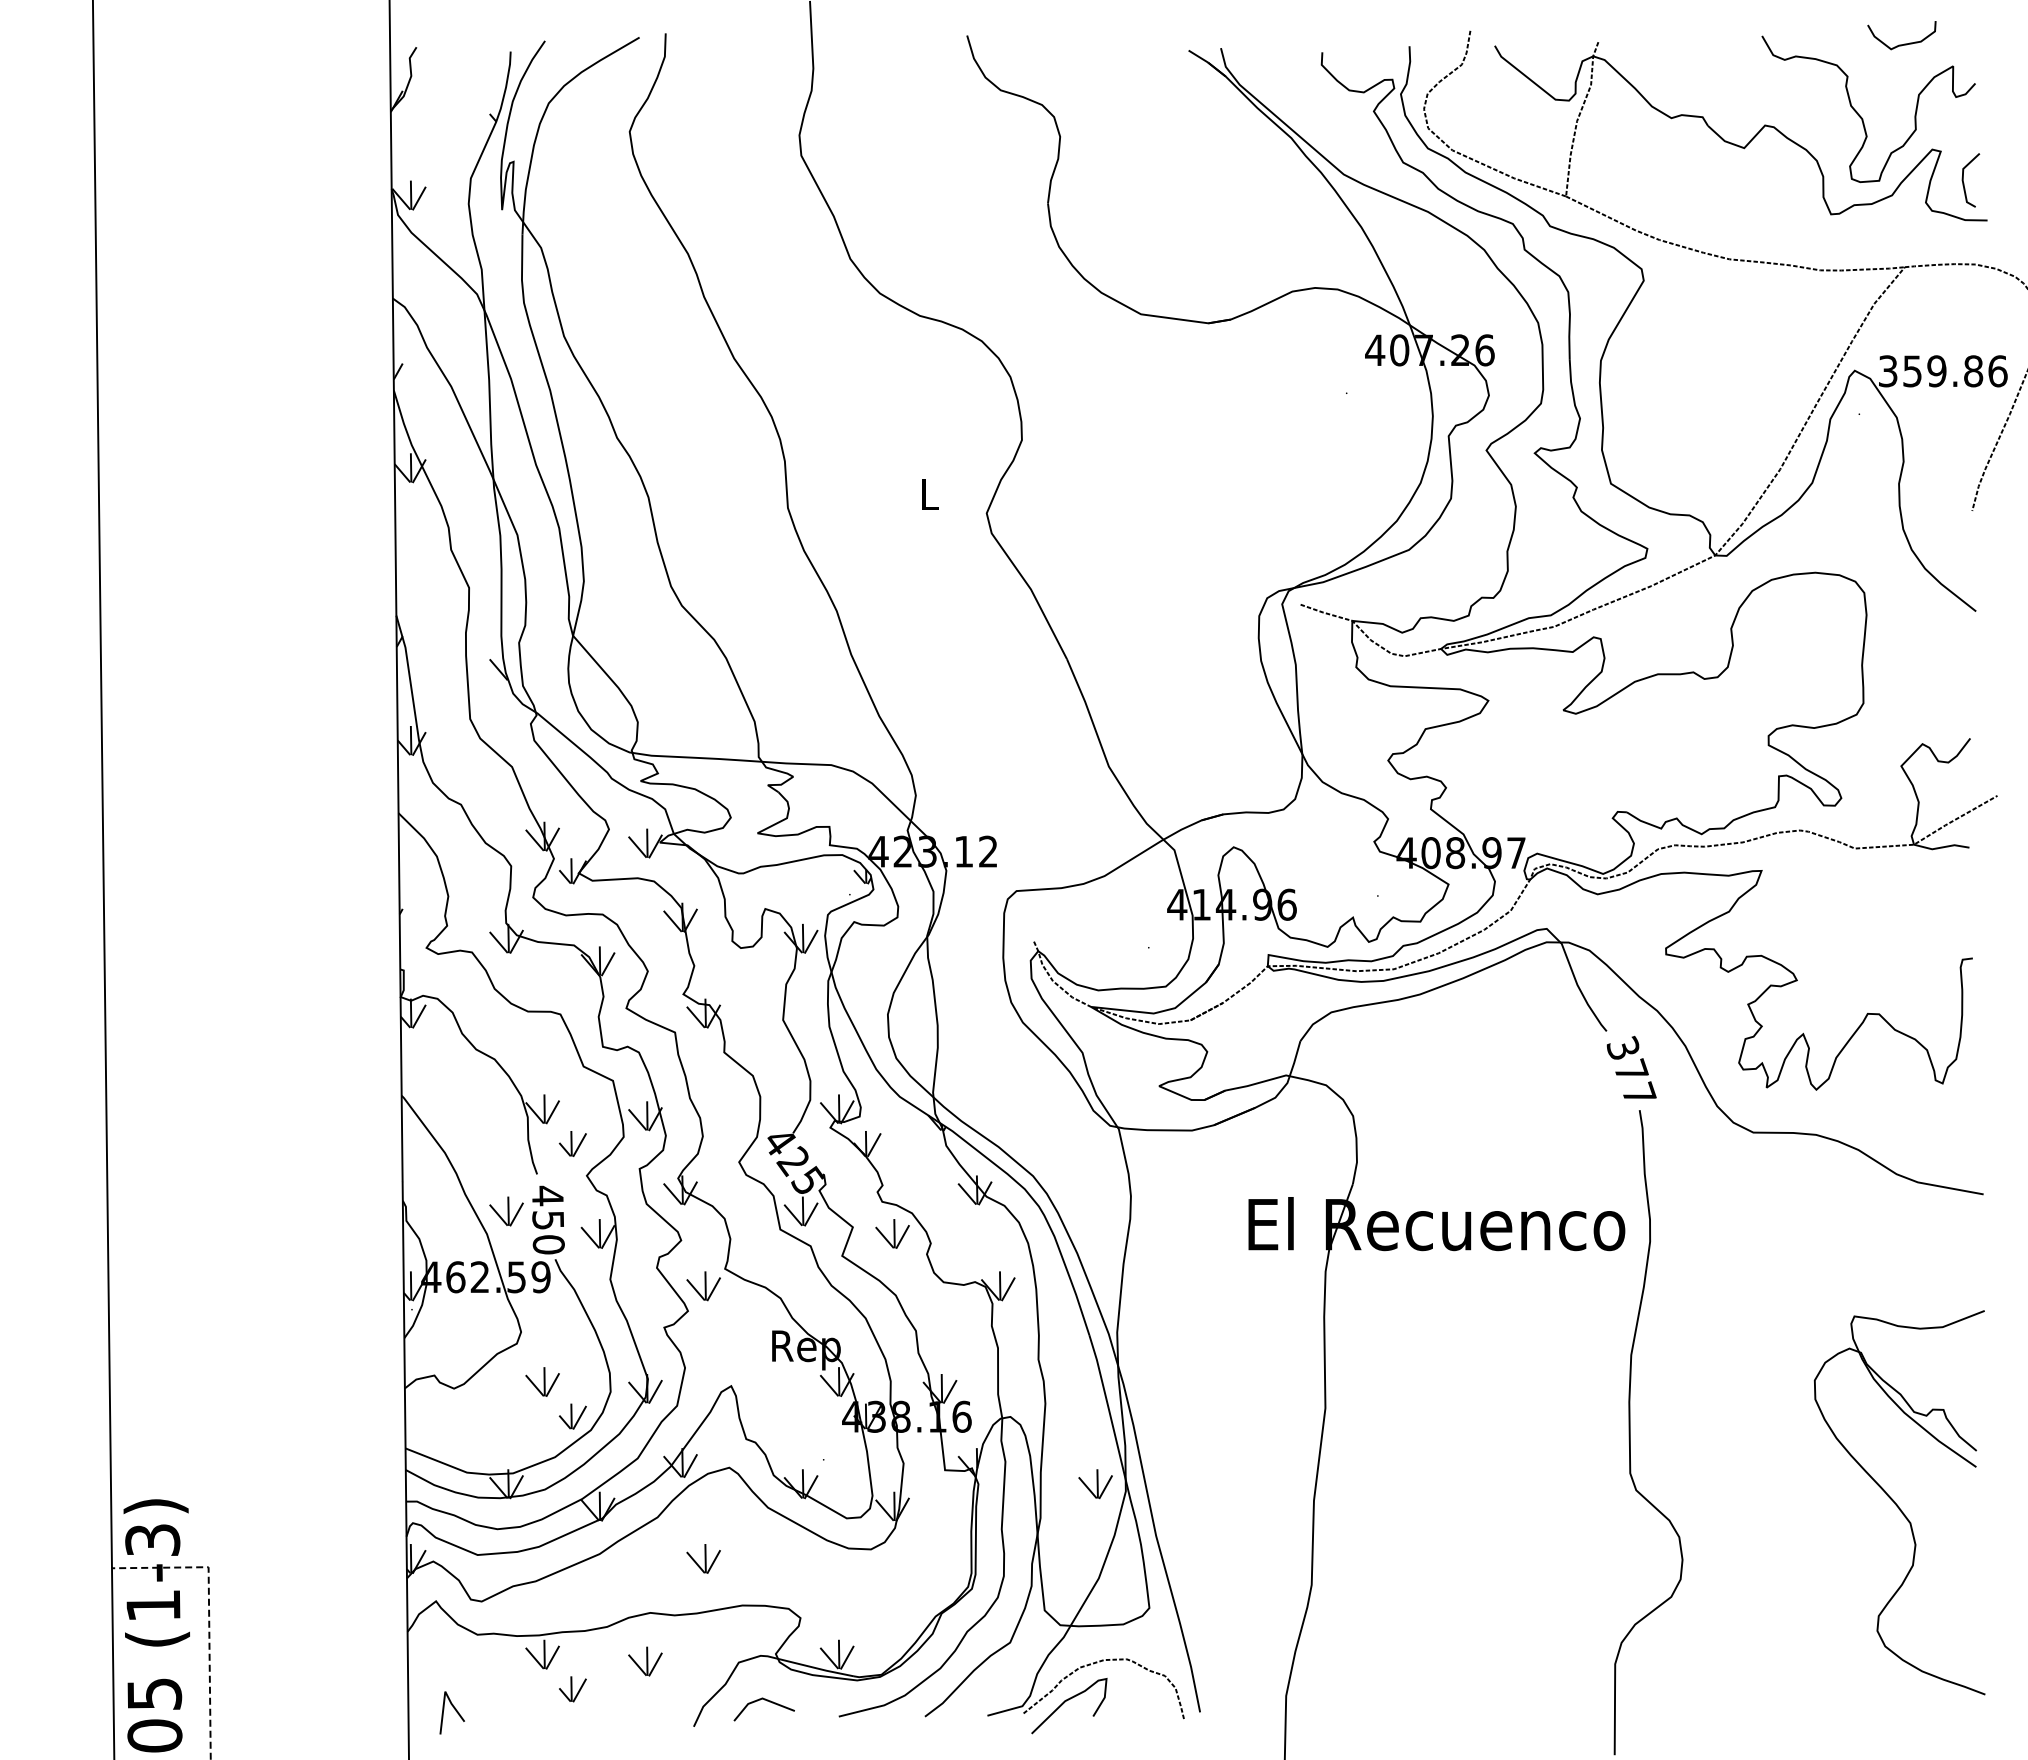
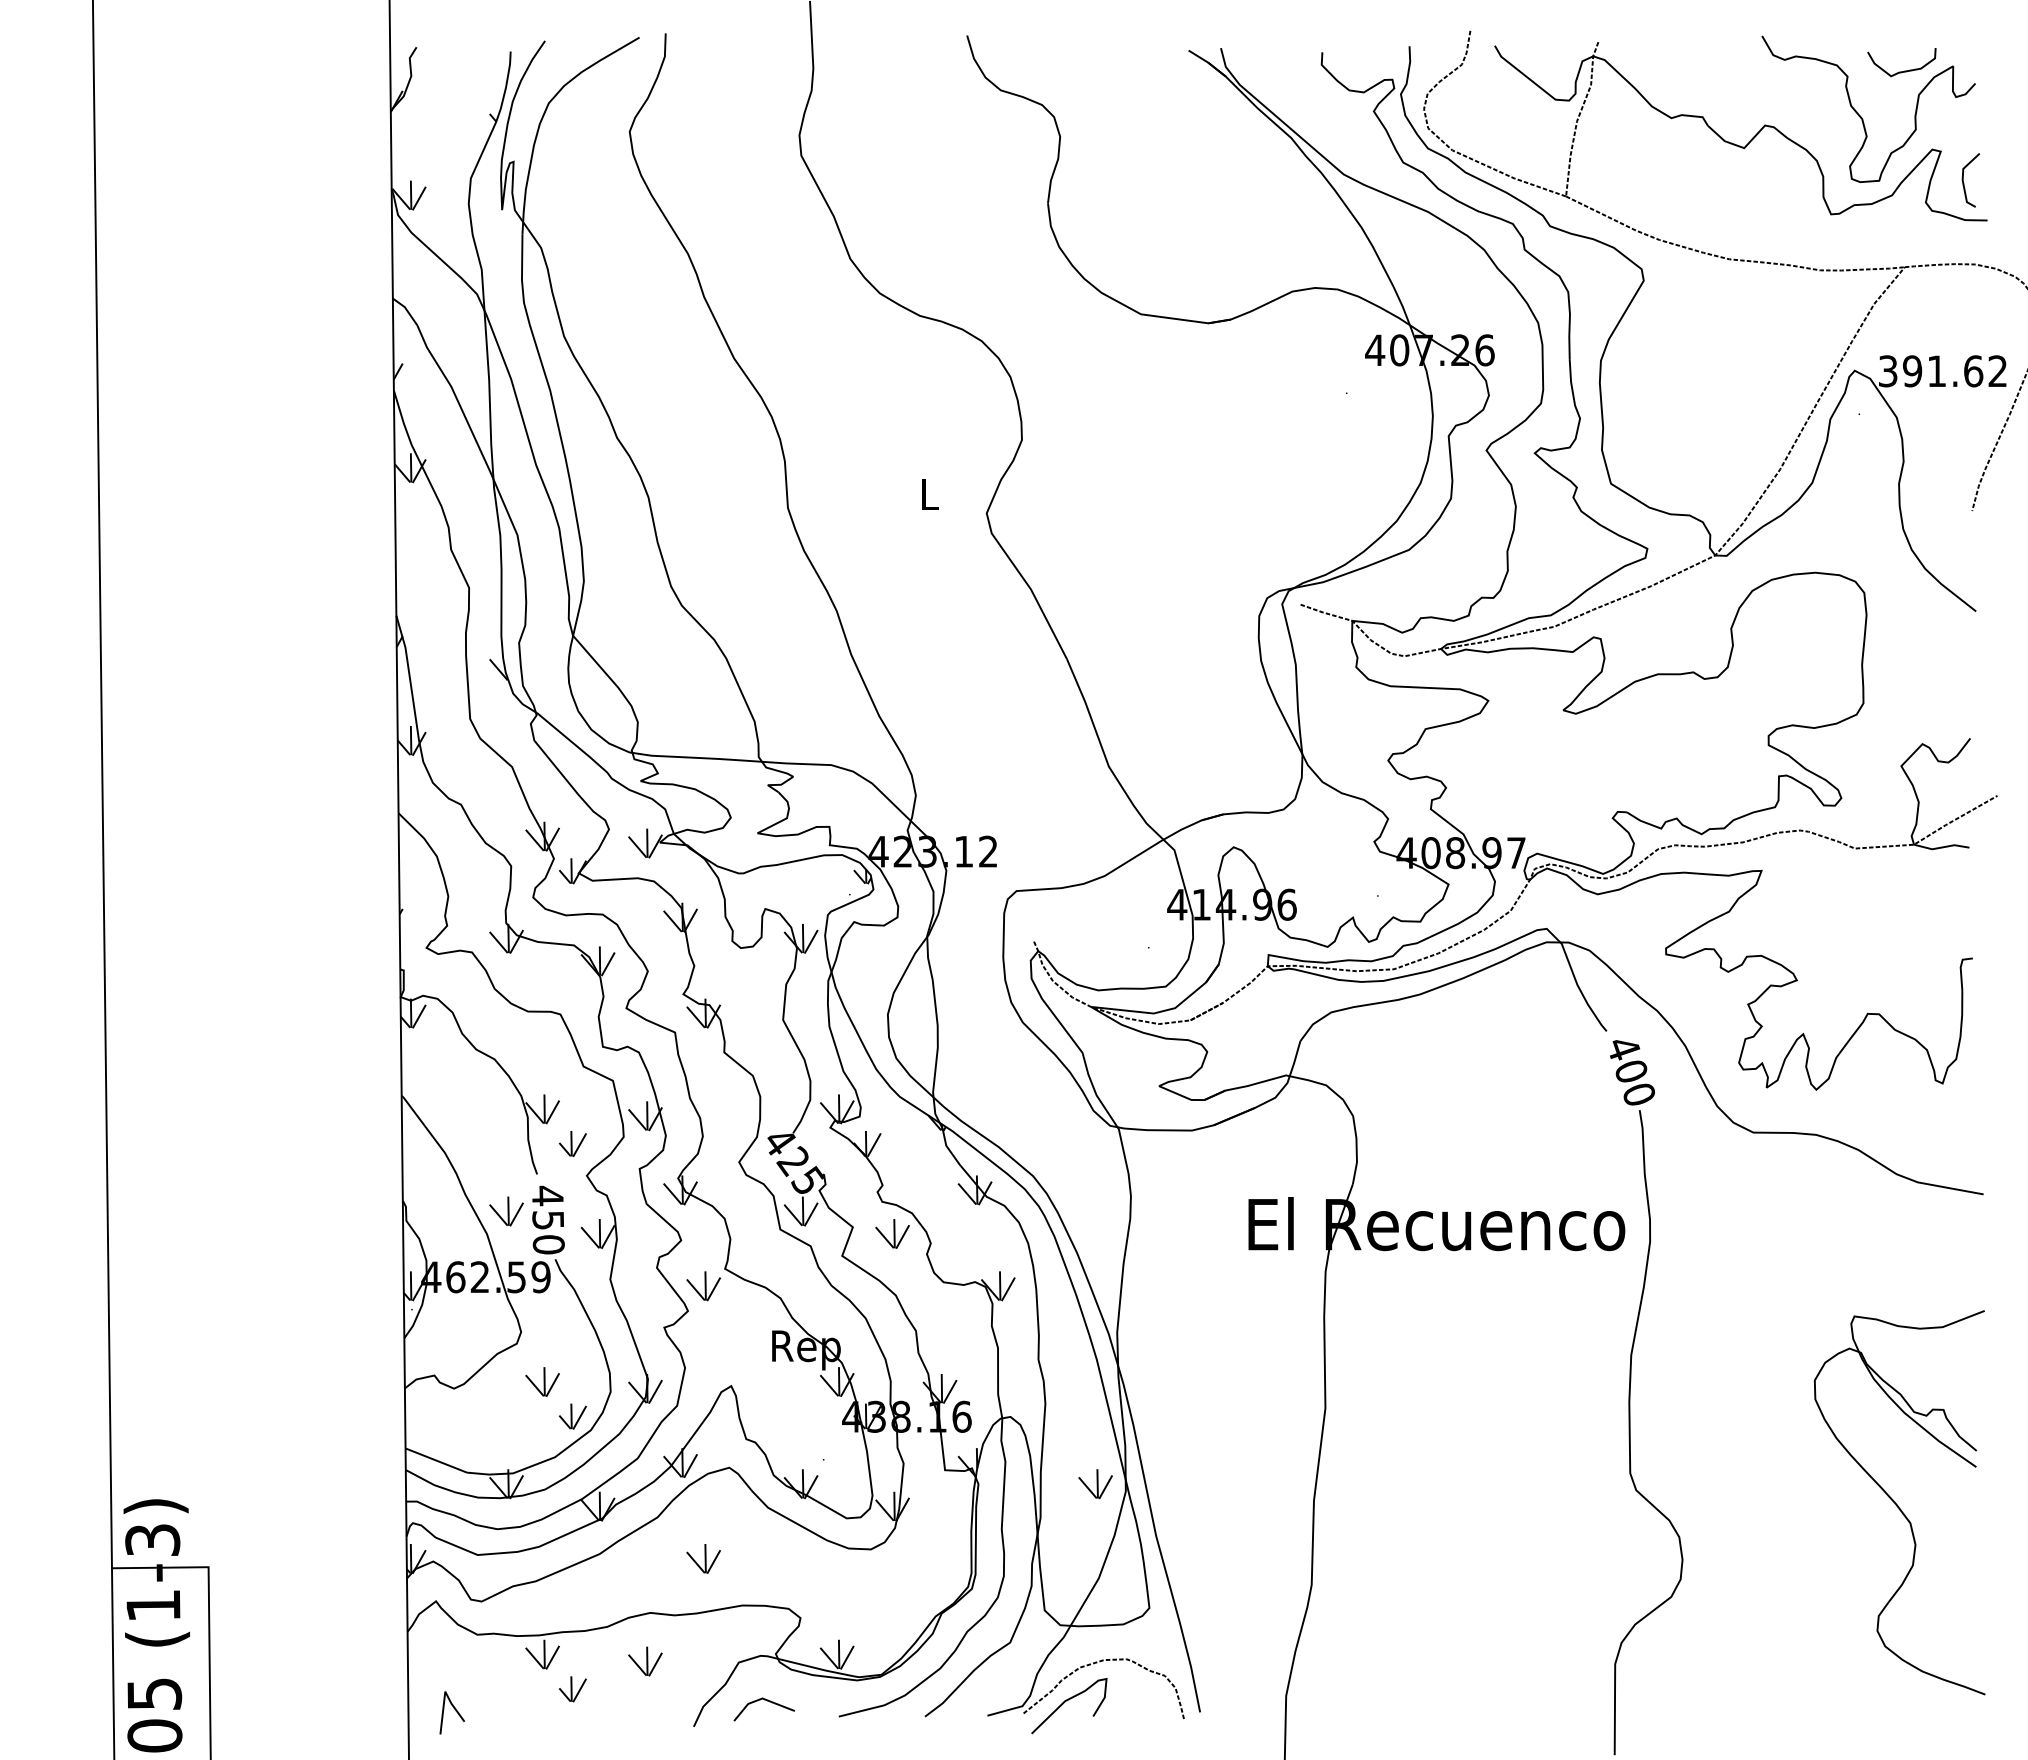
curve position: (1904, 43) -> (1904, 70) (1904, 70)
text: 359.86 -> 391.62 (1954, 371)
text: 377 -> 400 (1631, 1070)
line: dashed -> solid (209, 1614)
